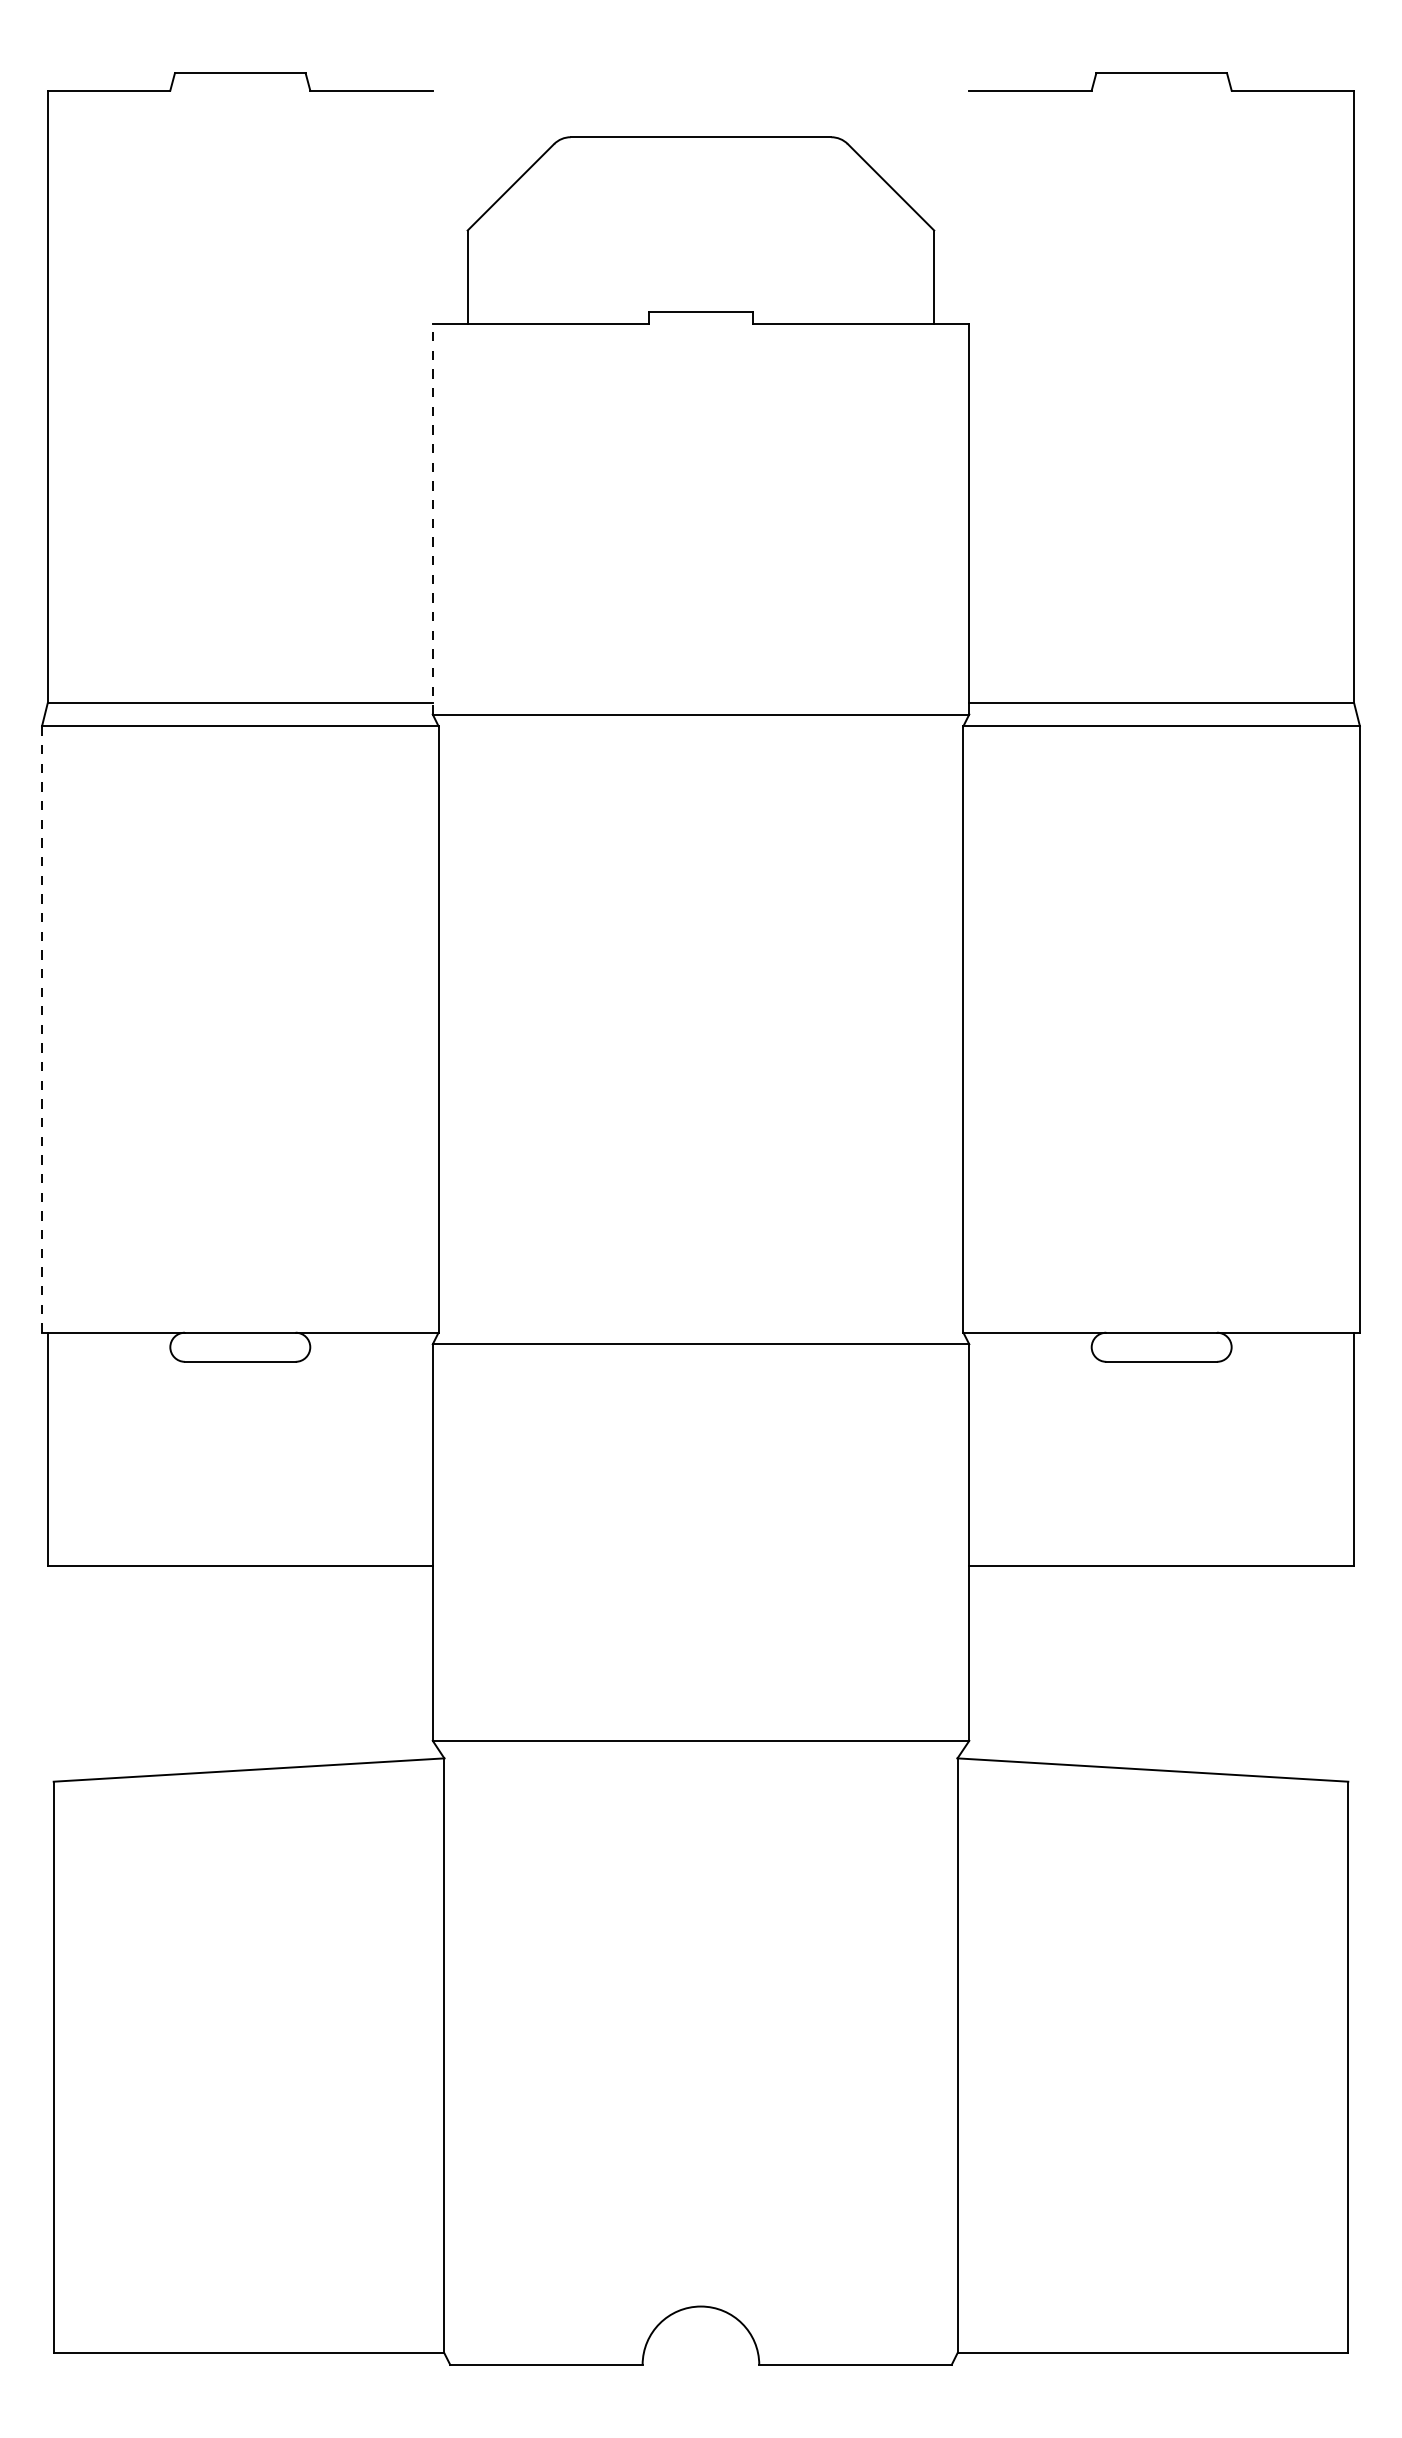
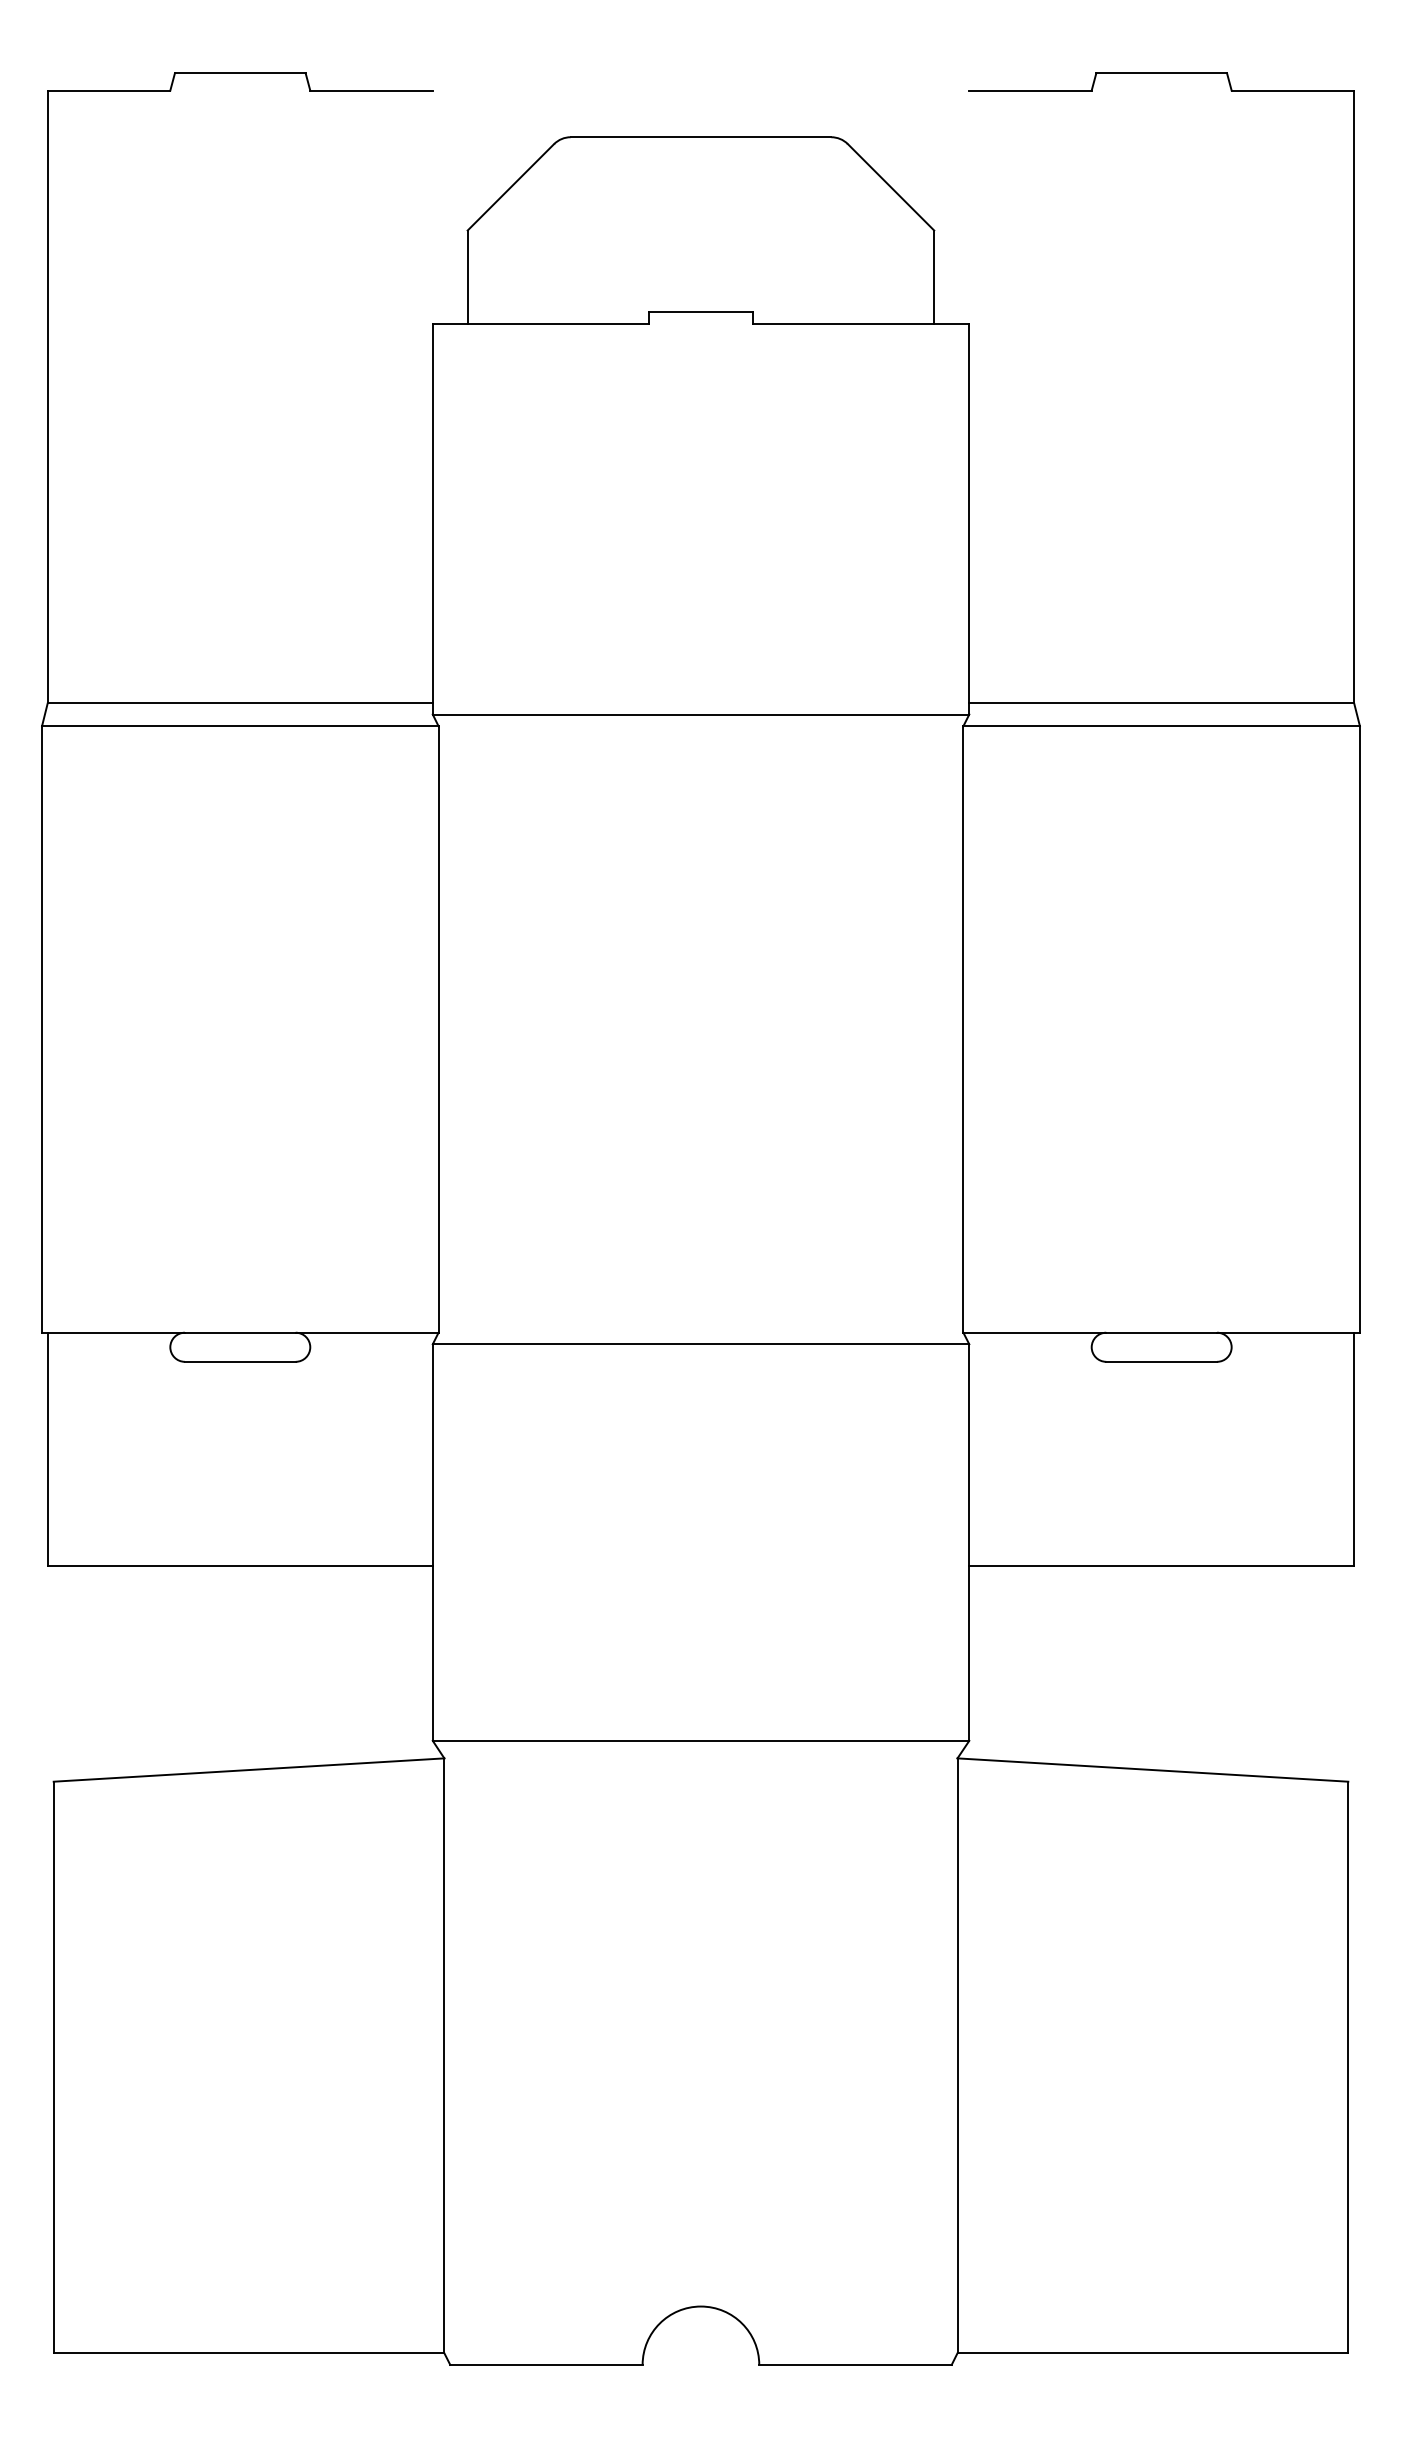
line: dashed -> solid (432, 518)
line: dashed -> solid (42, 1029)
